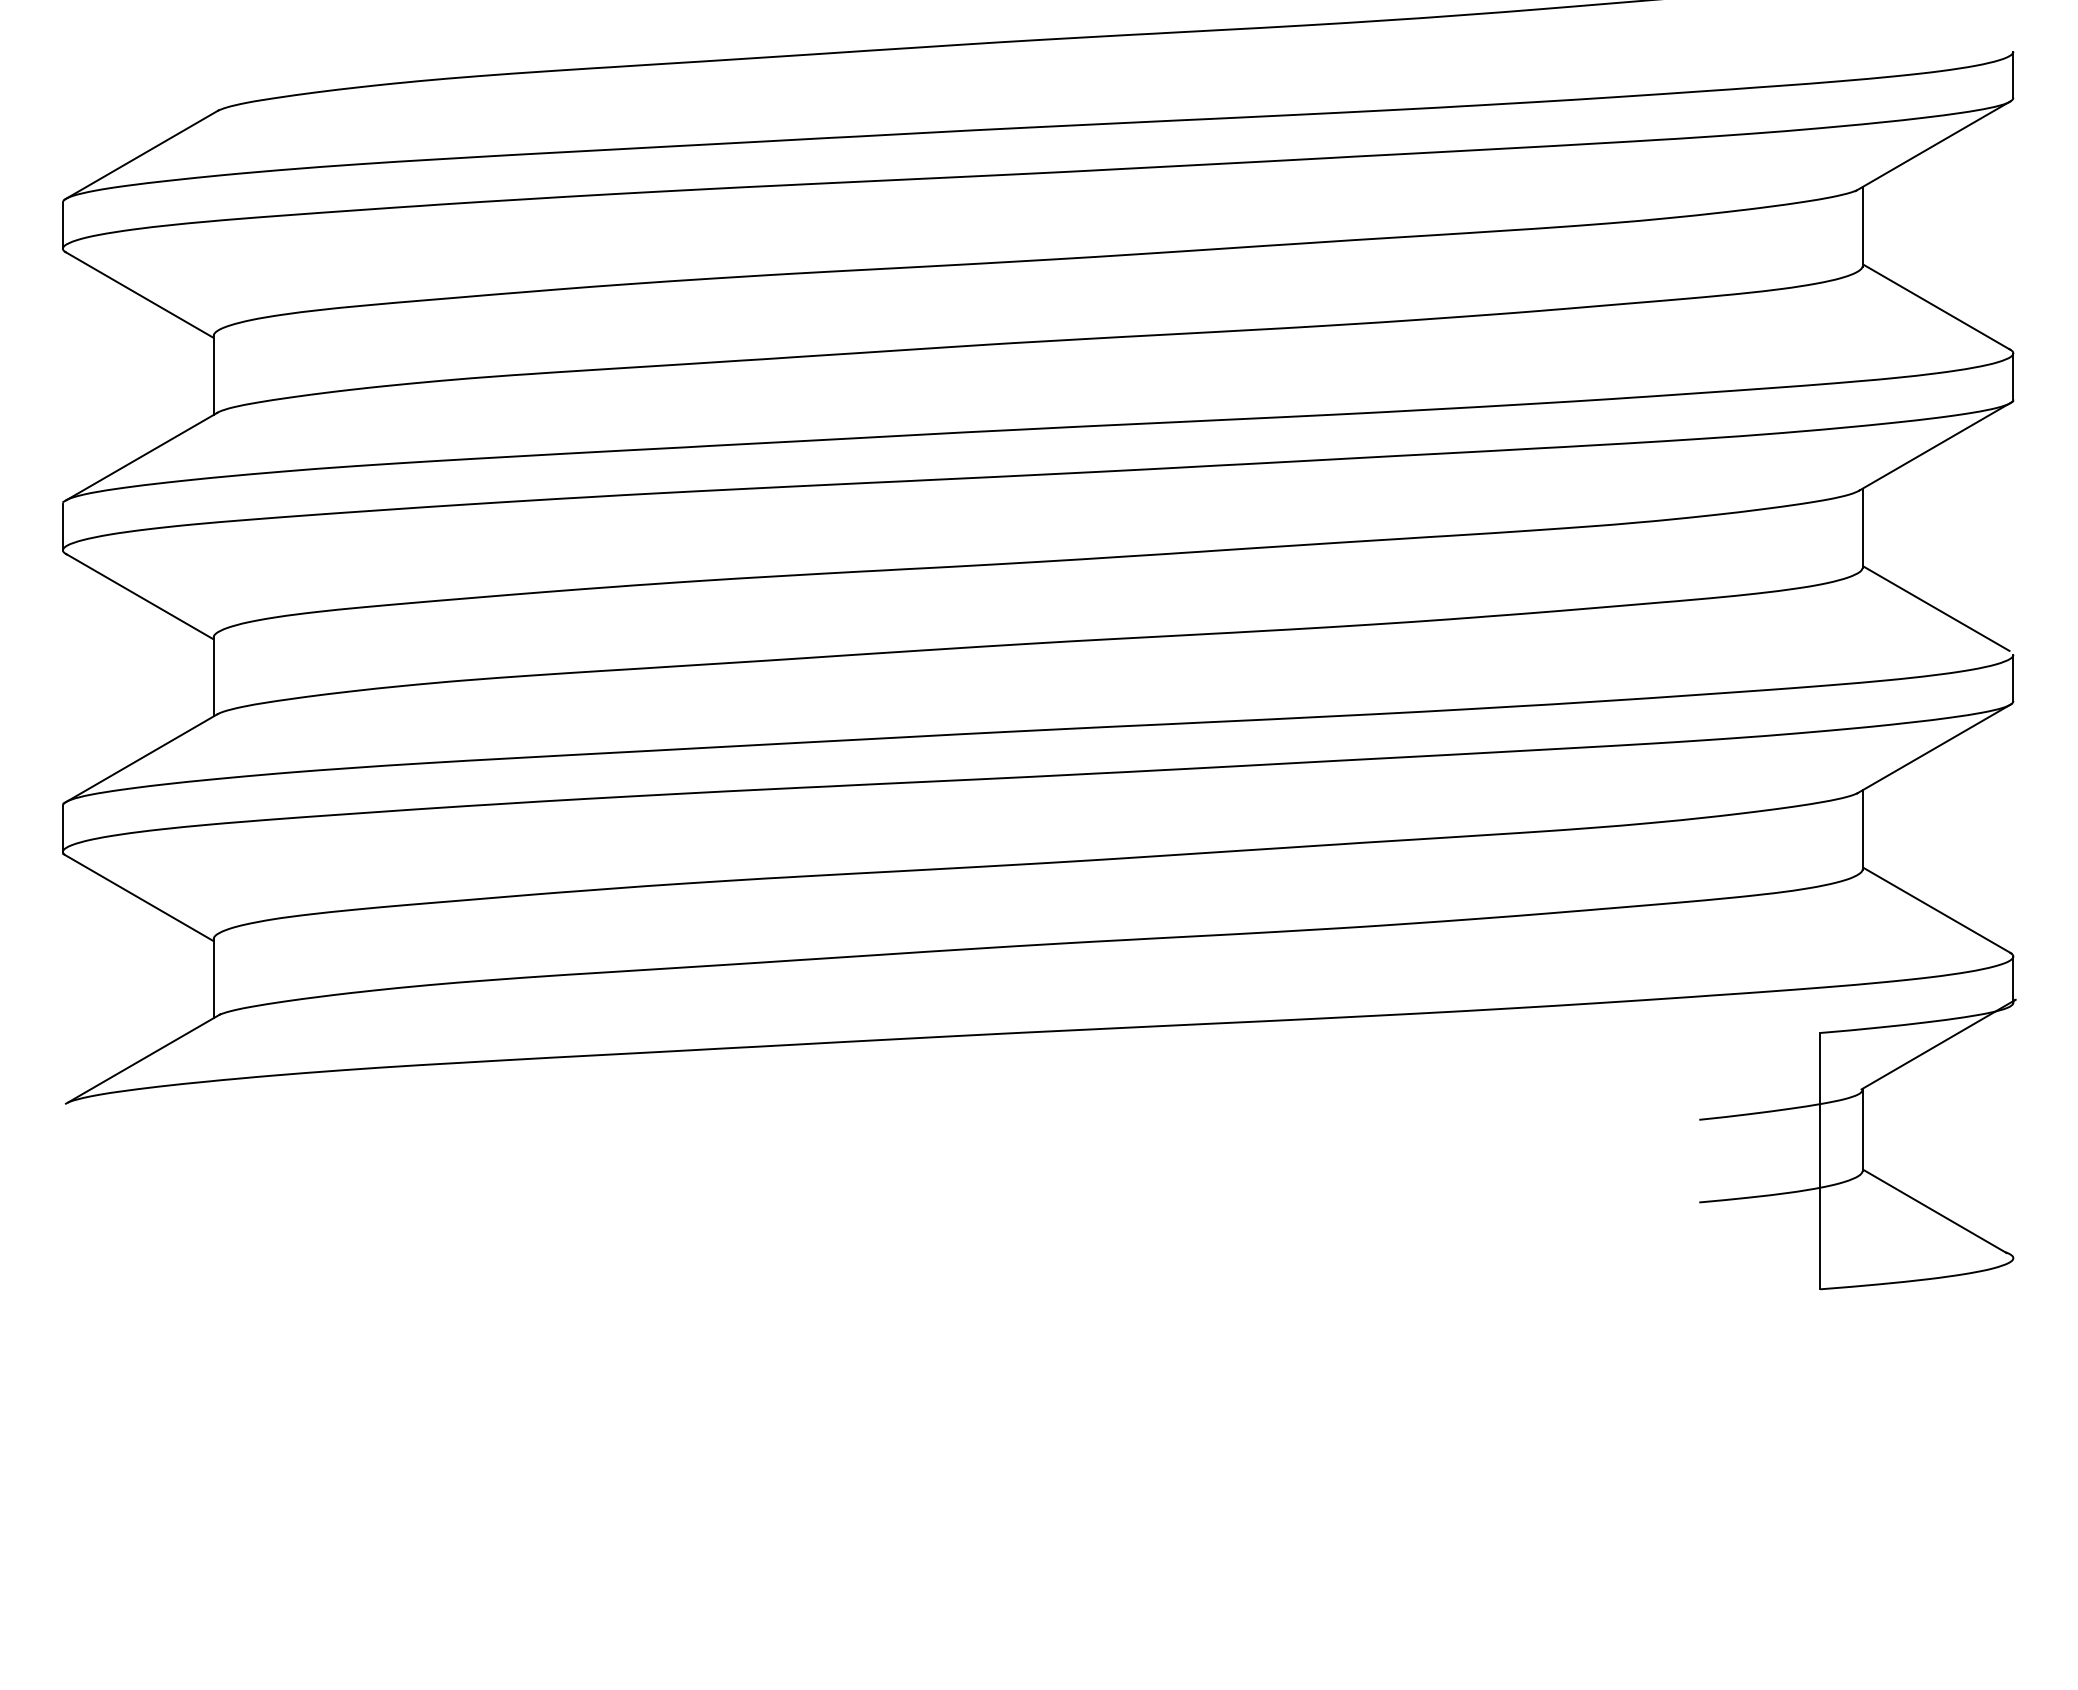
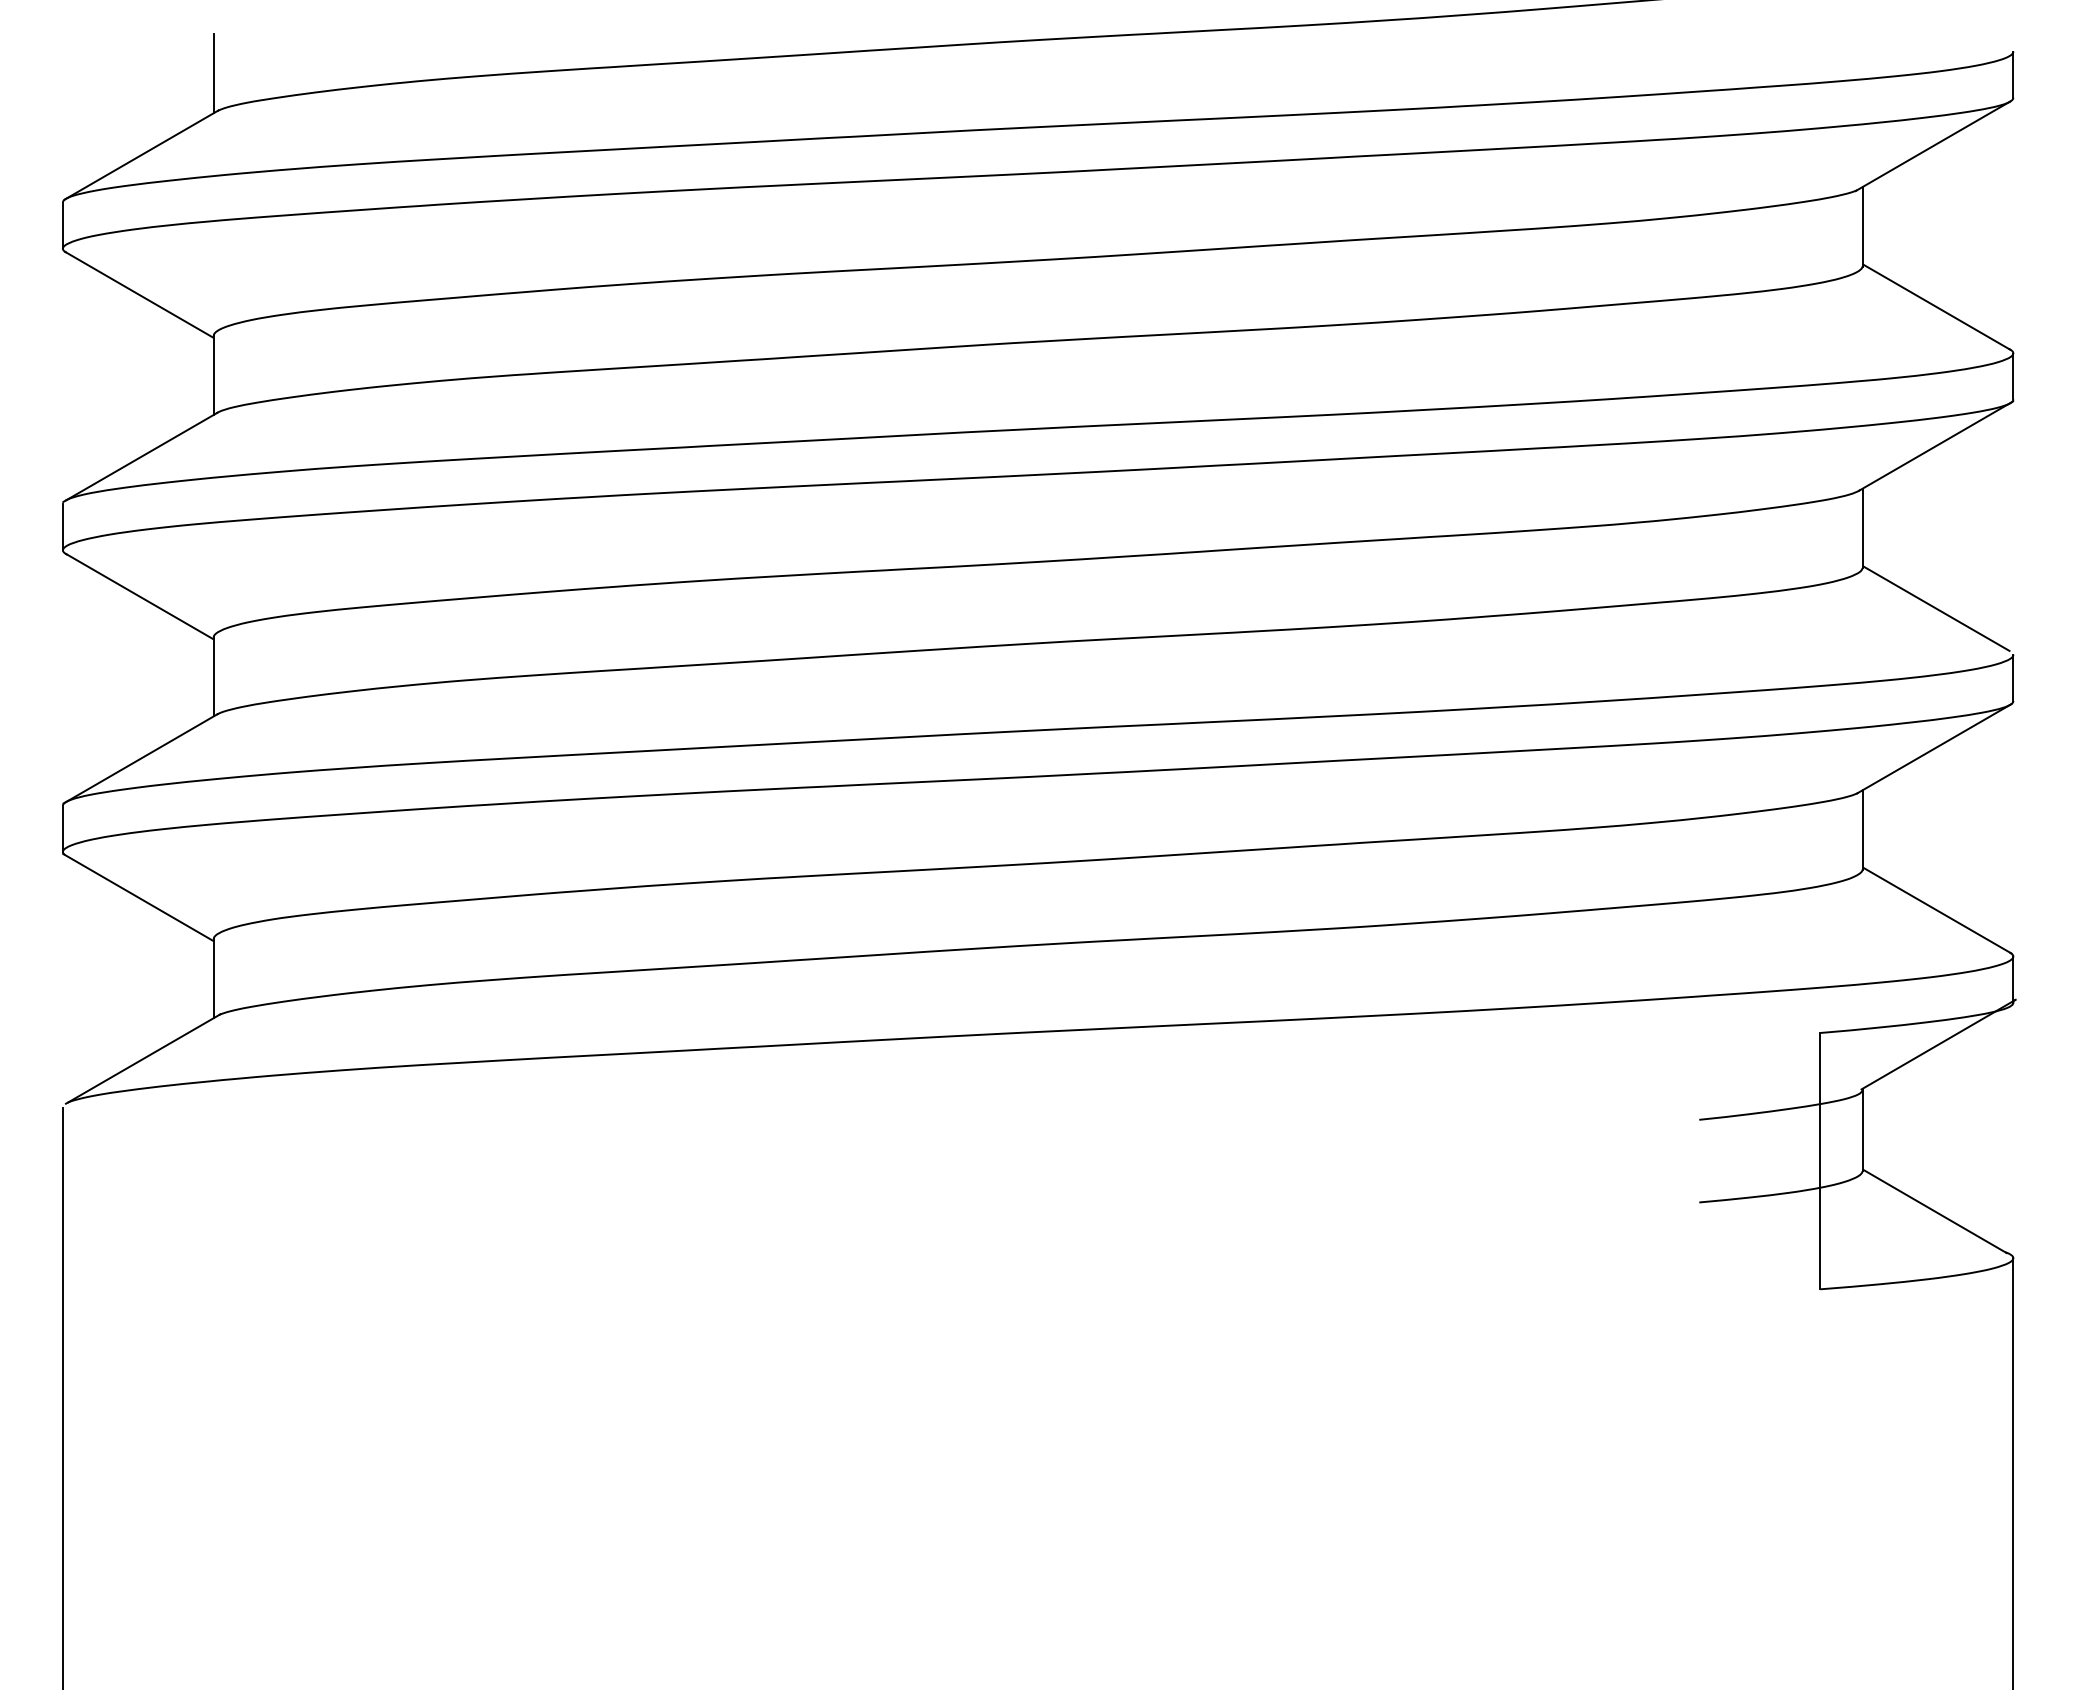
line: none -> present (213, 73)
line: none -> present (62, 1396)
line: none -> present (2013, 1472)
